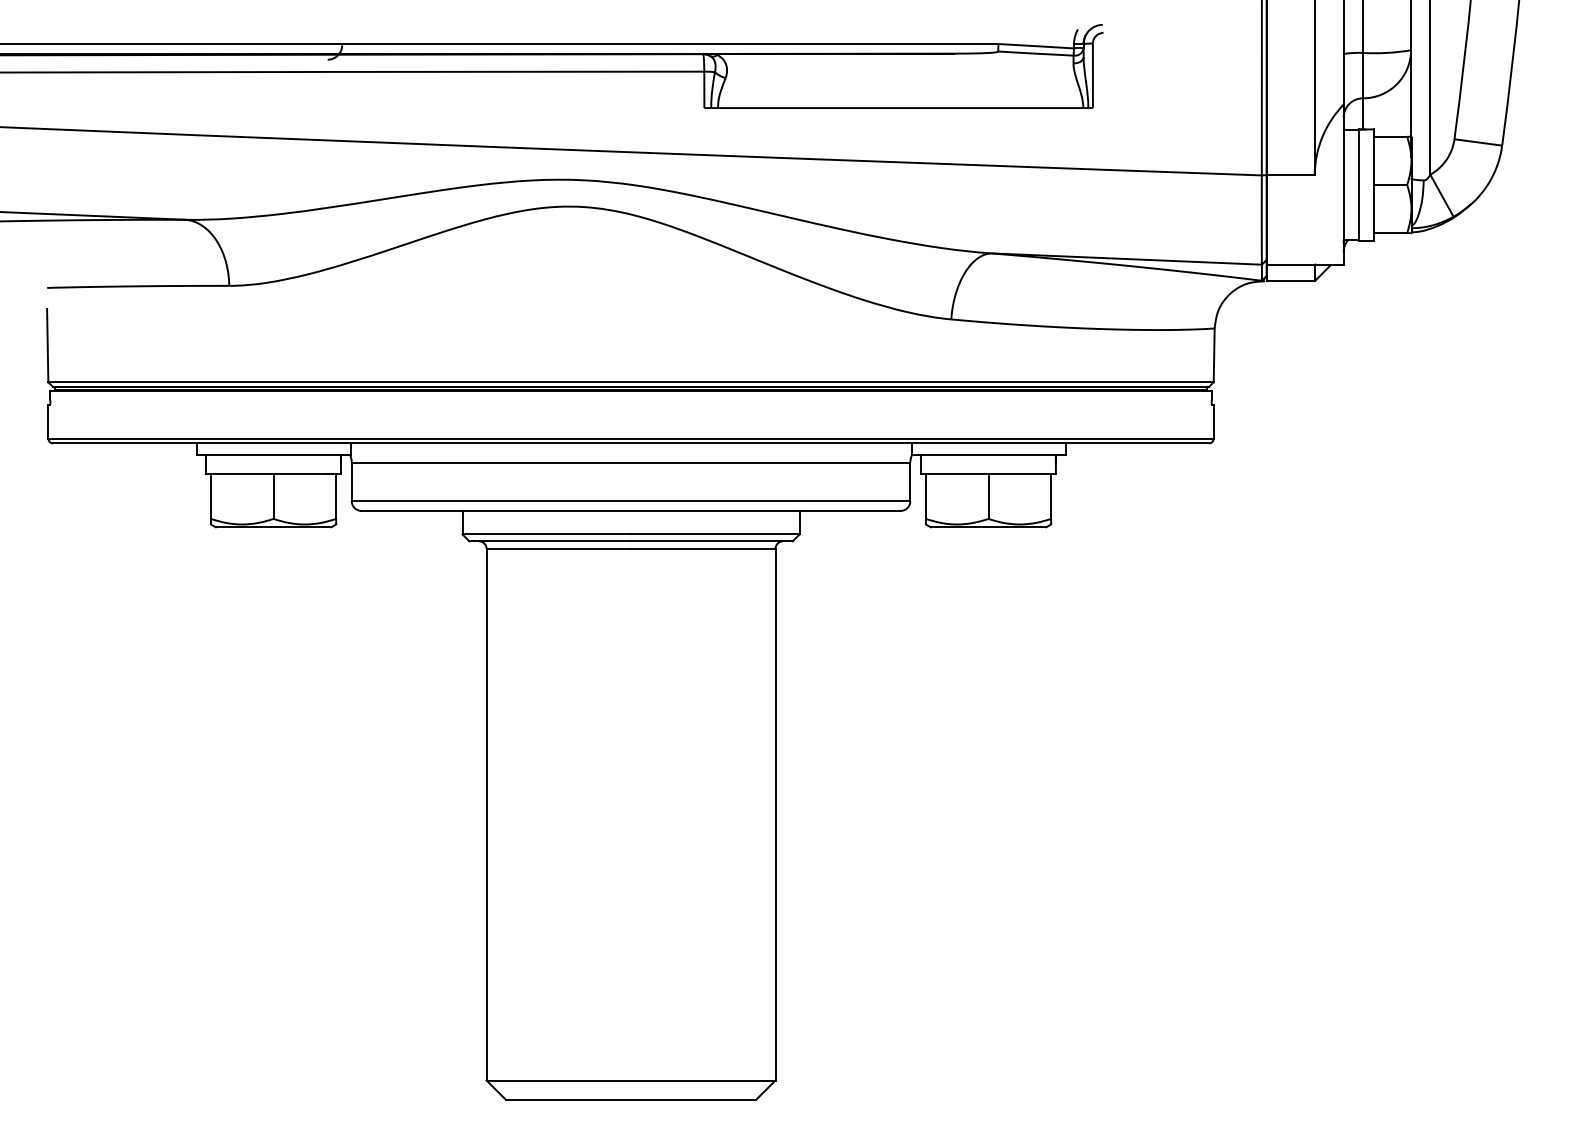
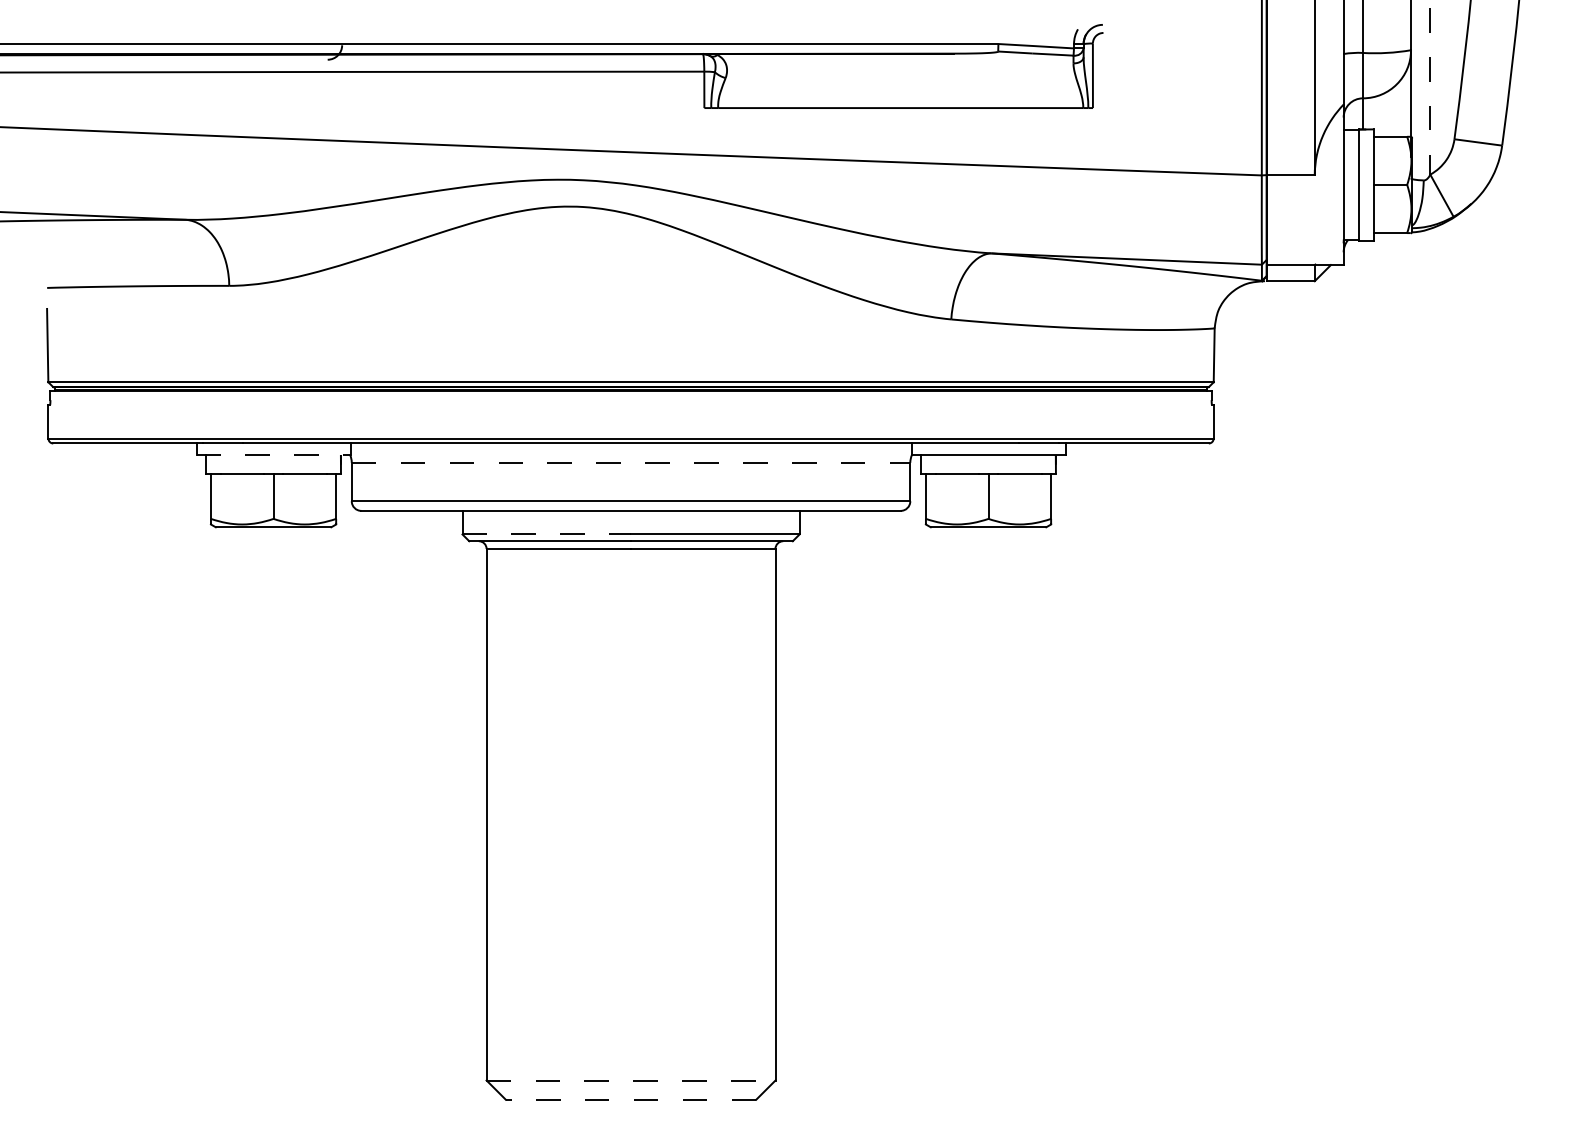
line: solid -> dashed (1430, 87)
line: solid -> dashed (274, 455)
line: solid -> dashed (631, 462)
line: solid -> dashed (547, 534)
line: solid -> dashed (631, 1080)
line: solid -> dashed (630, 1099)
